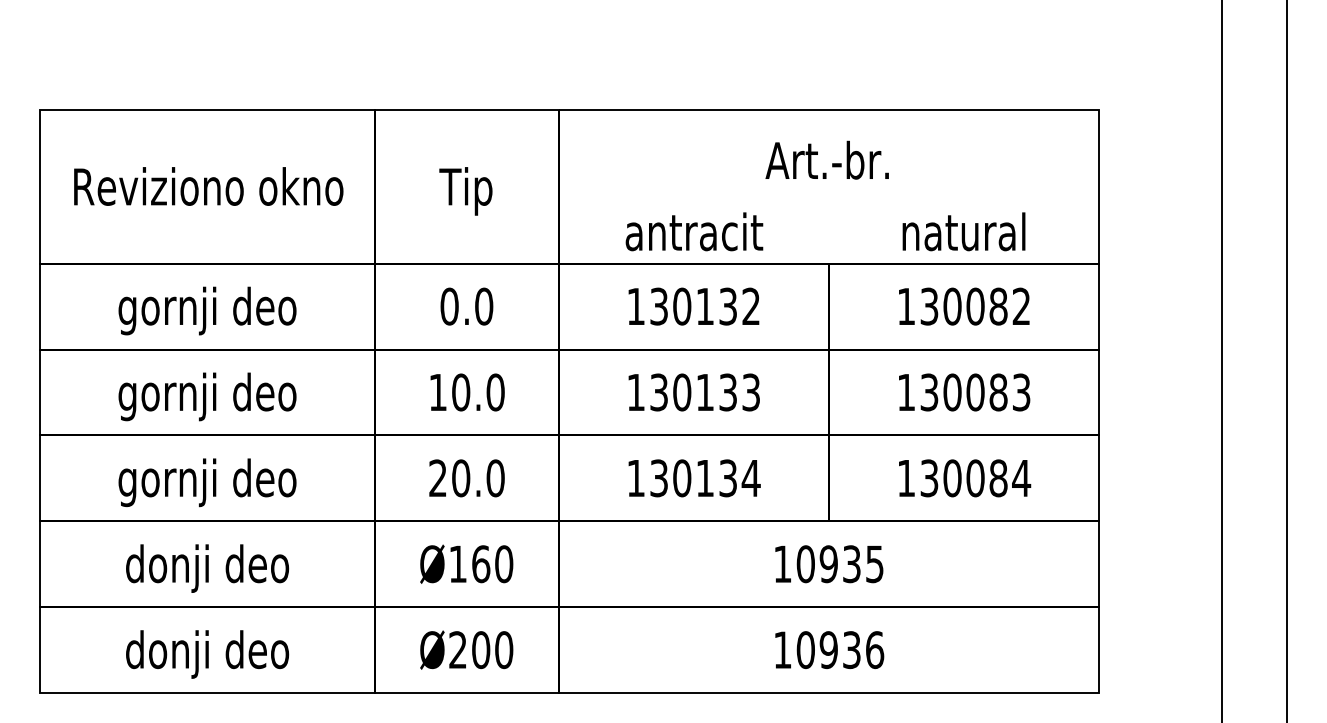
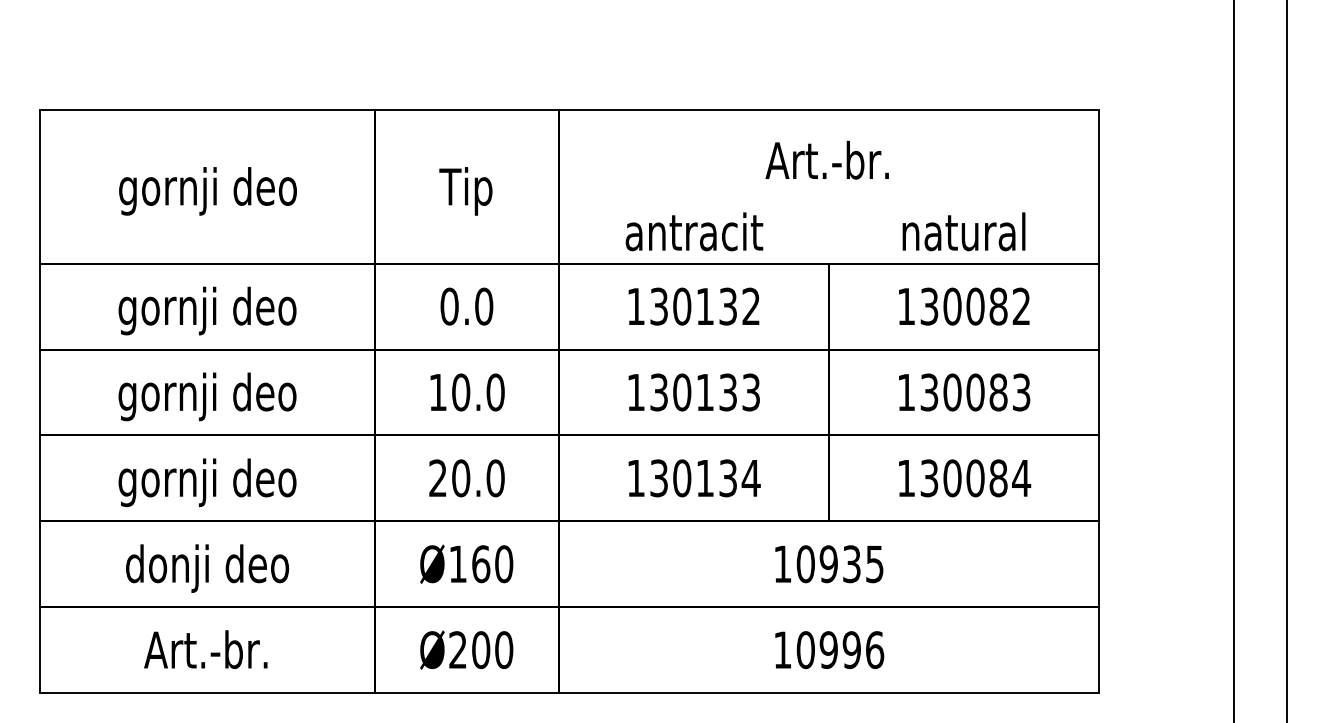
text: Reviziono okno -> gornji deo (208, 191)
line position: (1221, 360) -> (1233, 360) (1233, 360)
text: 10936 -> 10996 (851, 649)
text: donji deo -> Art.-br. (207, 654)
